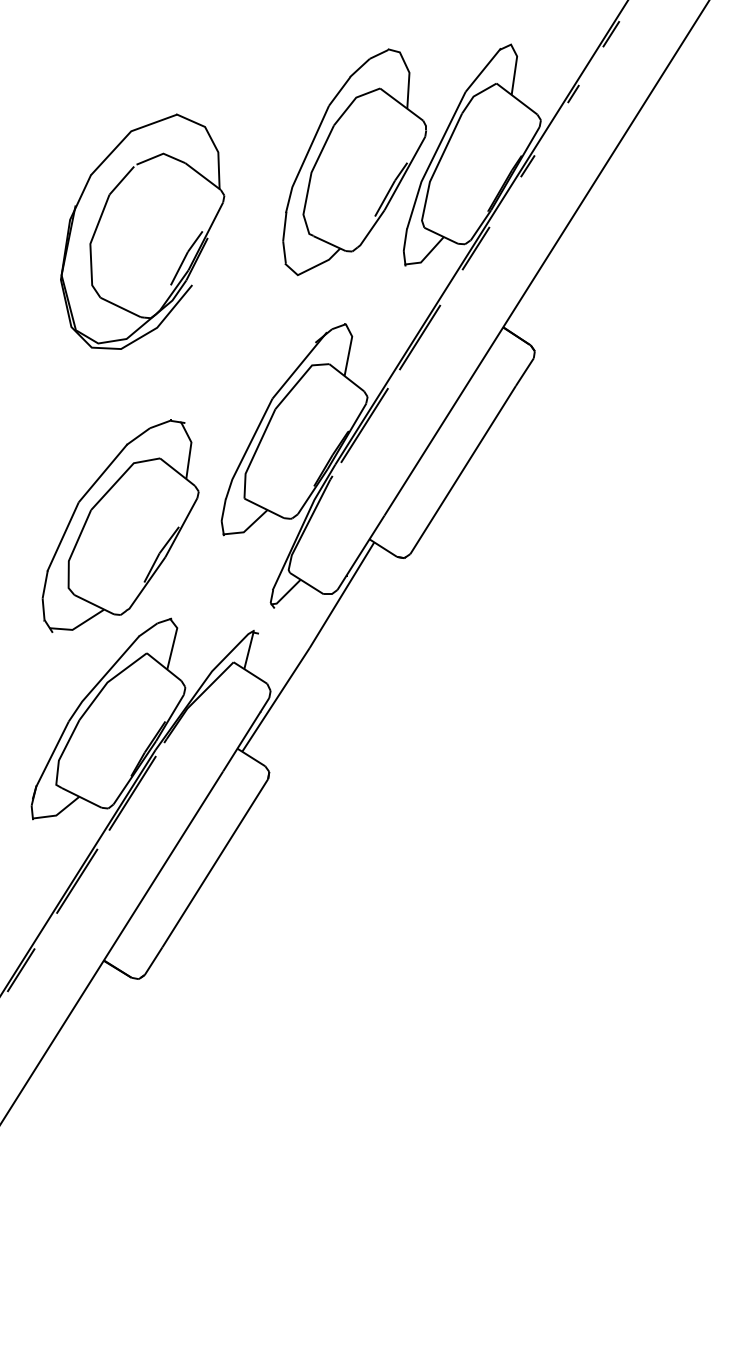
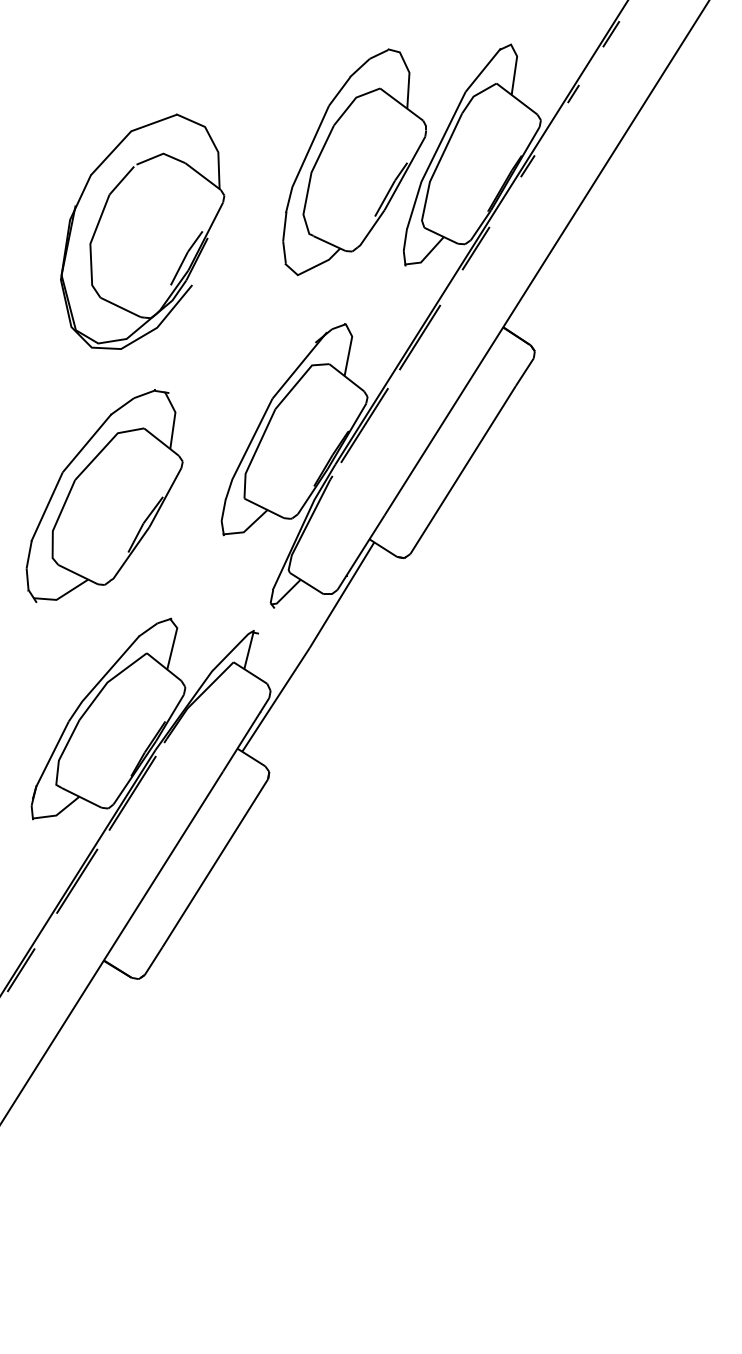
part position: (120, 525) -> (104, 495) (104, 495)
